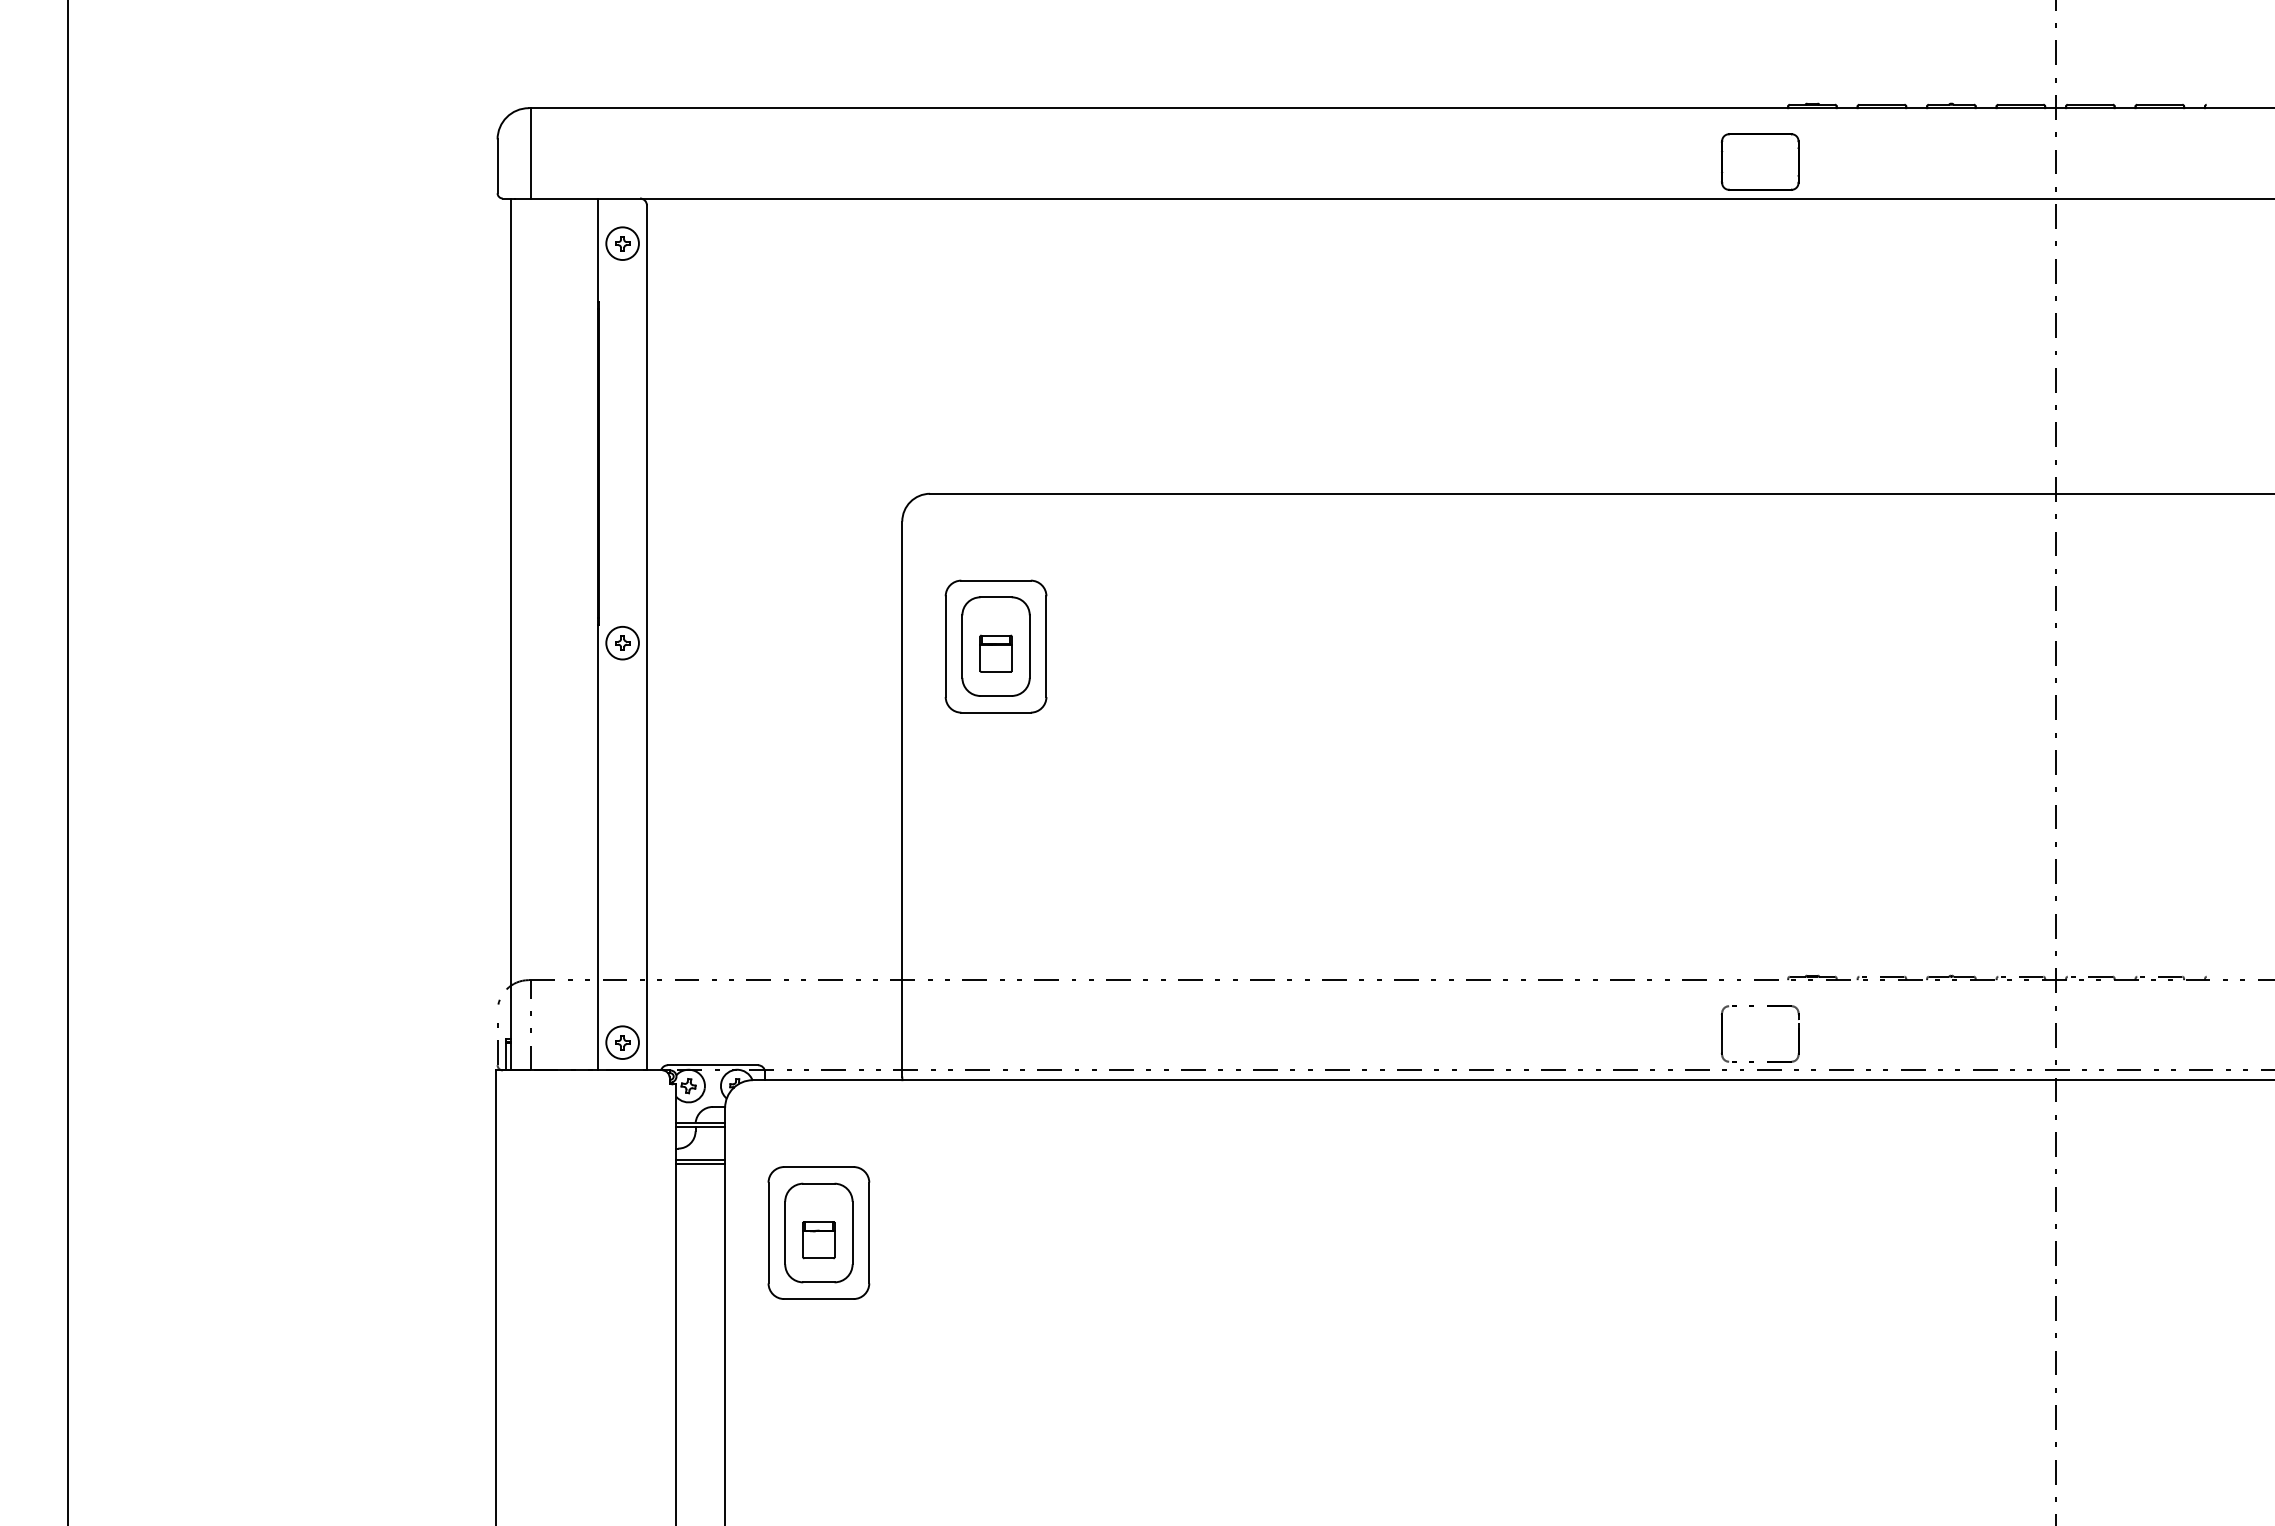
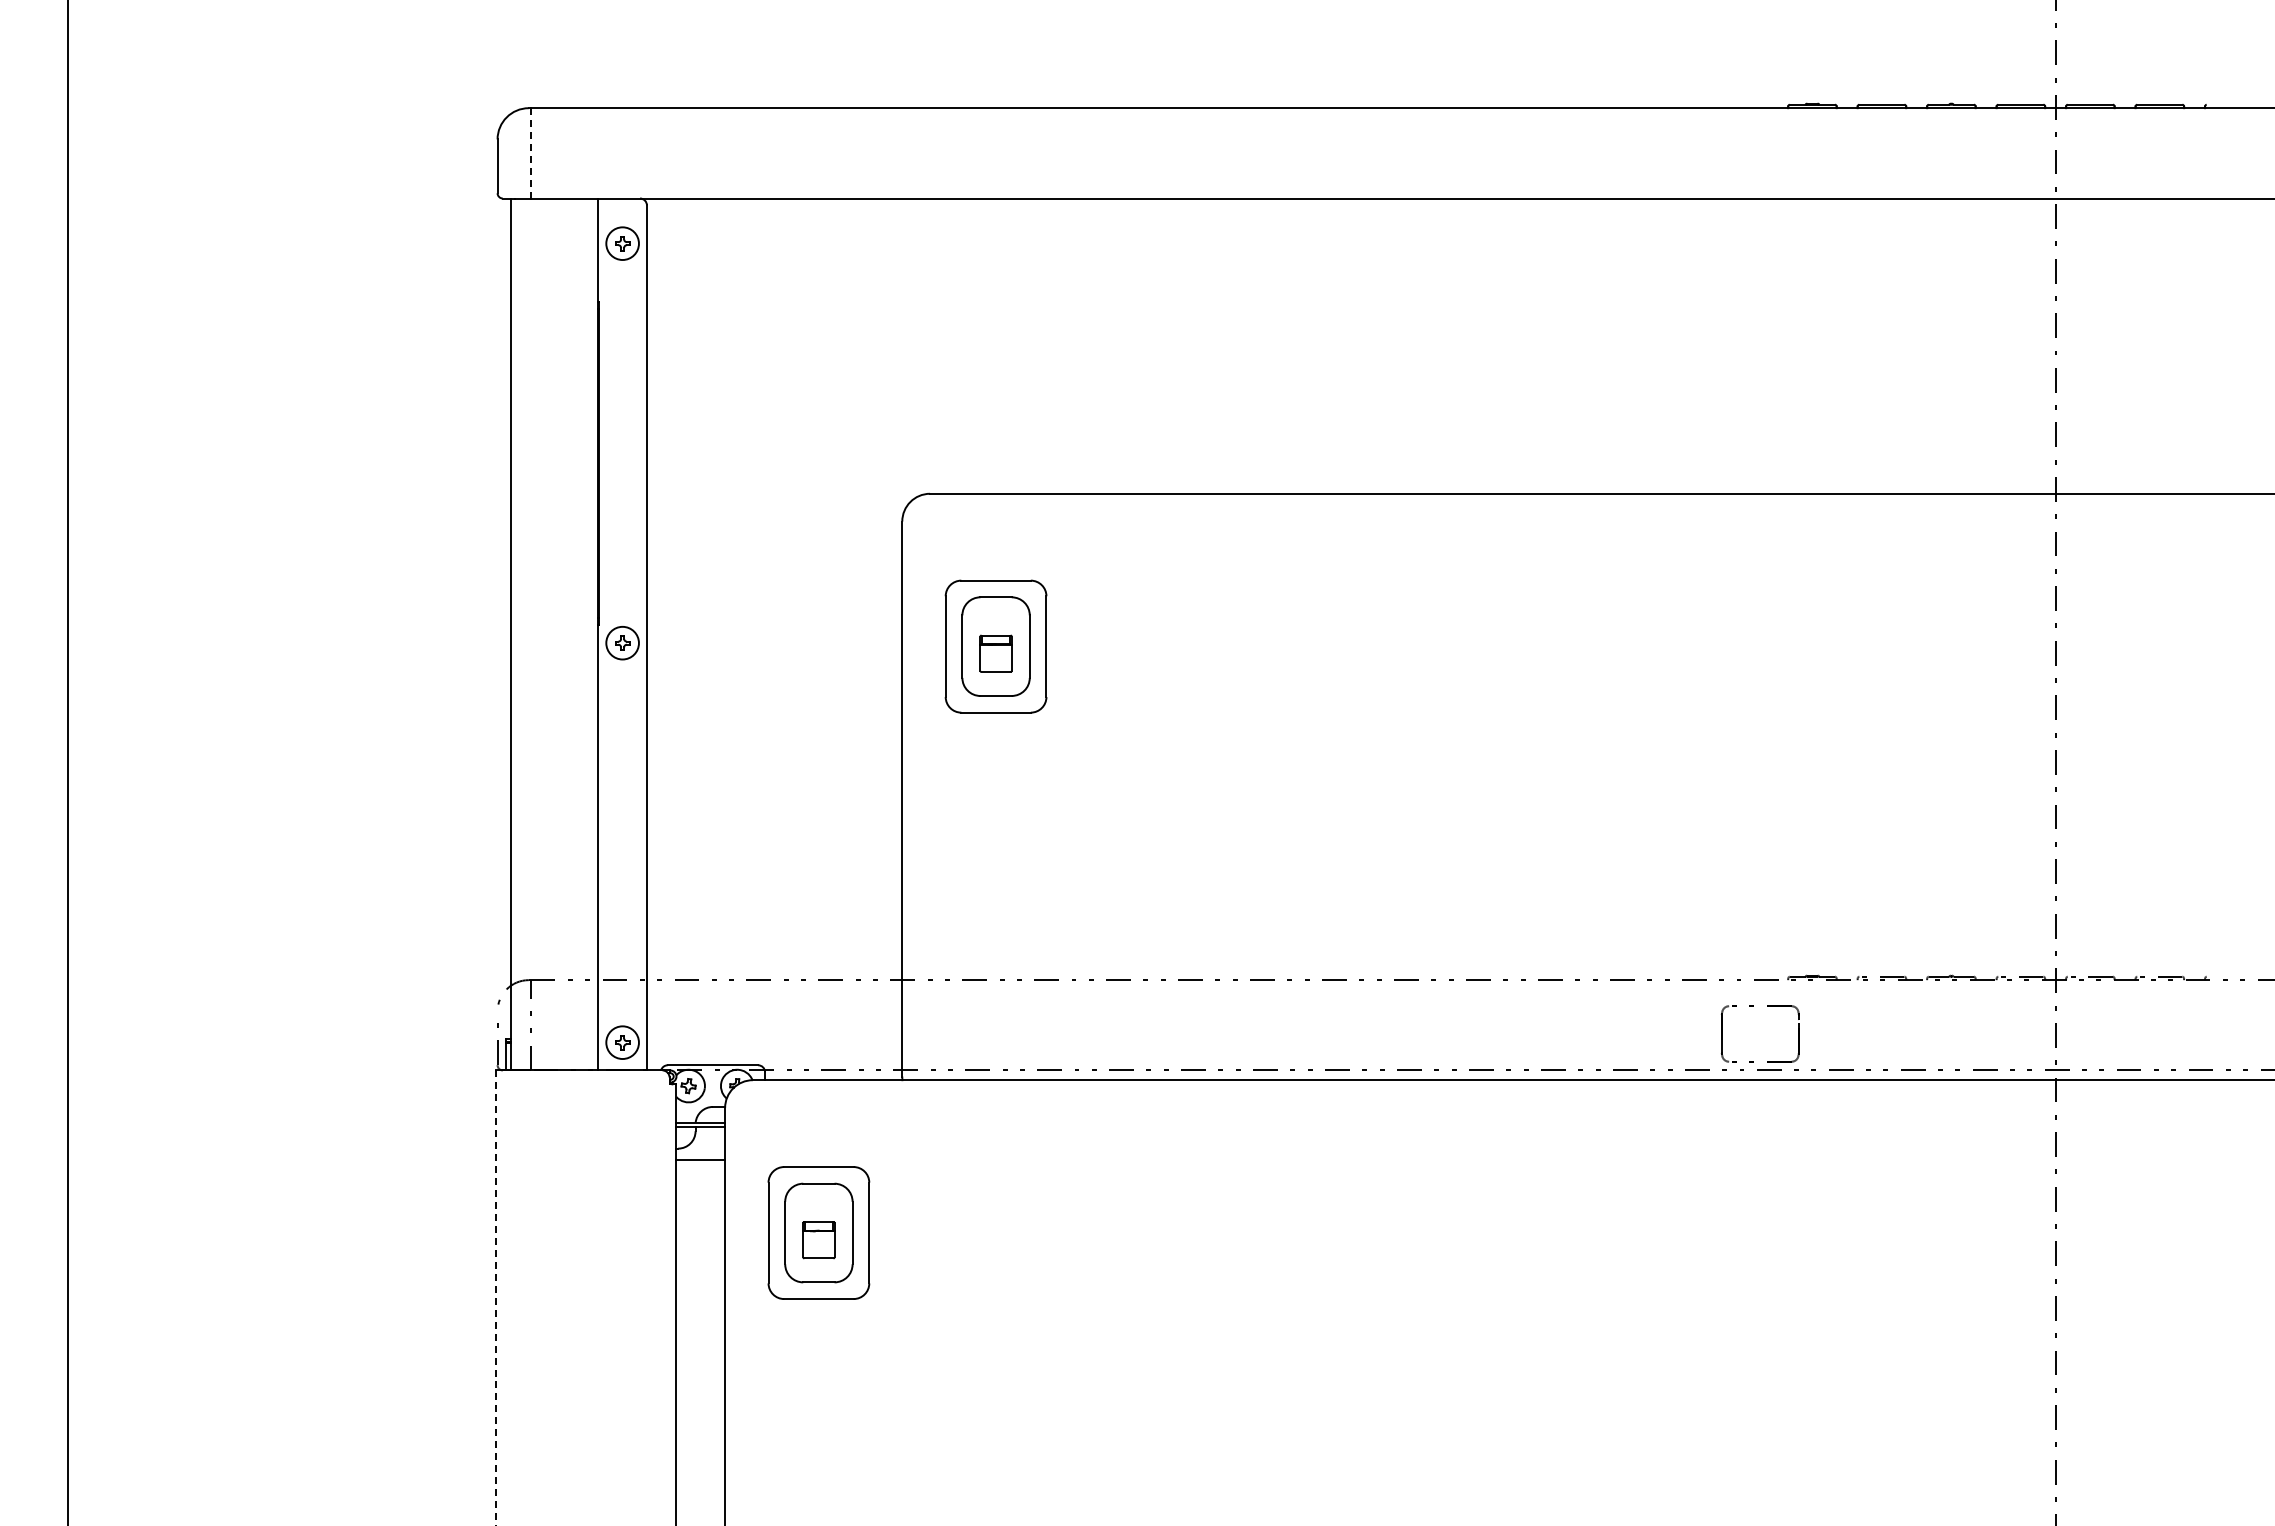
line: solid -> dashed (530, 152)
part: present -> none (1760, 161)
line: present -> none (700, 1164)
line: solid -> dashed (495, 1298)
